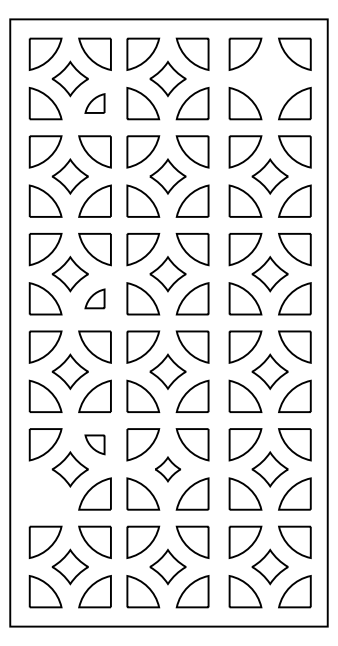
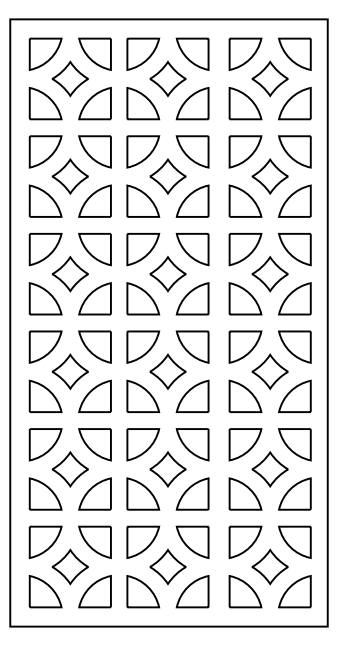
part: none -> present (269, 78)
part size: 22x21 px -> 34x35 px (94, 103)
part size: 22x22 px -> 34x34 px (94, 298)
part size: 22x22 px -> 34x34 px (94, 444)
part size: 26x27 px -> 38x37 px (167, 469)
part: none -> present (45, 493)
